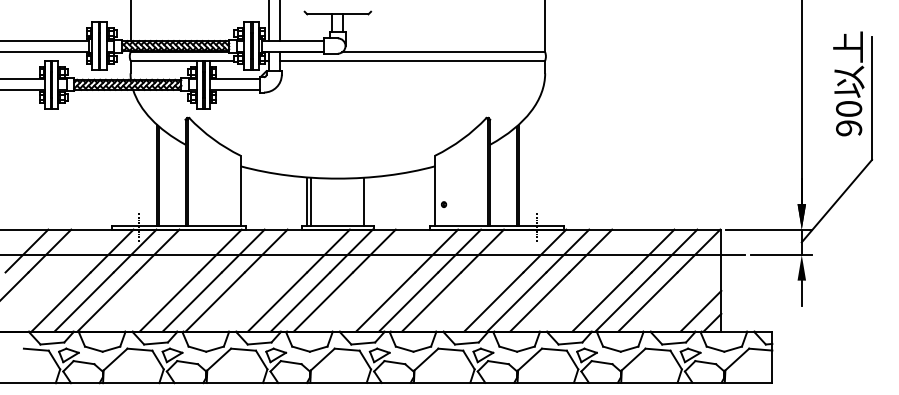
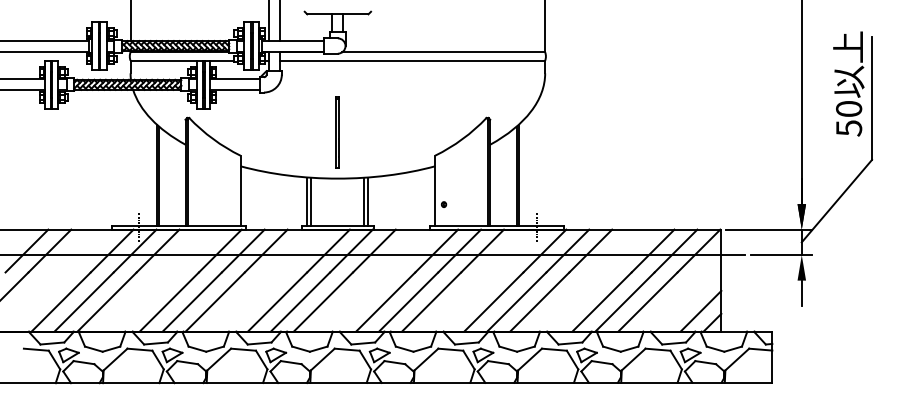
text: 90 -> 50 (849, 128)
line: none -> present (336, 132)
line: none -> present (368, 201)
